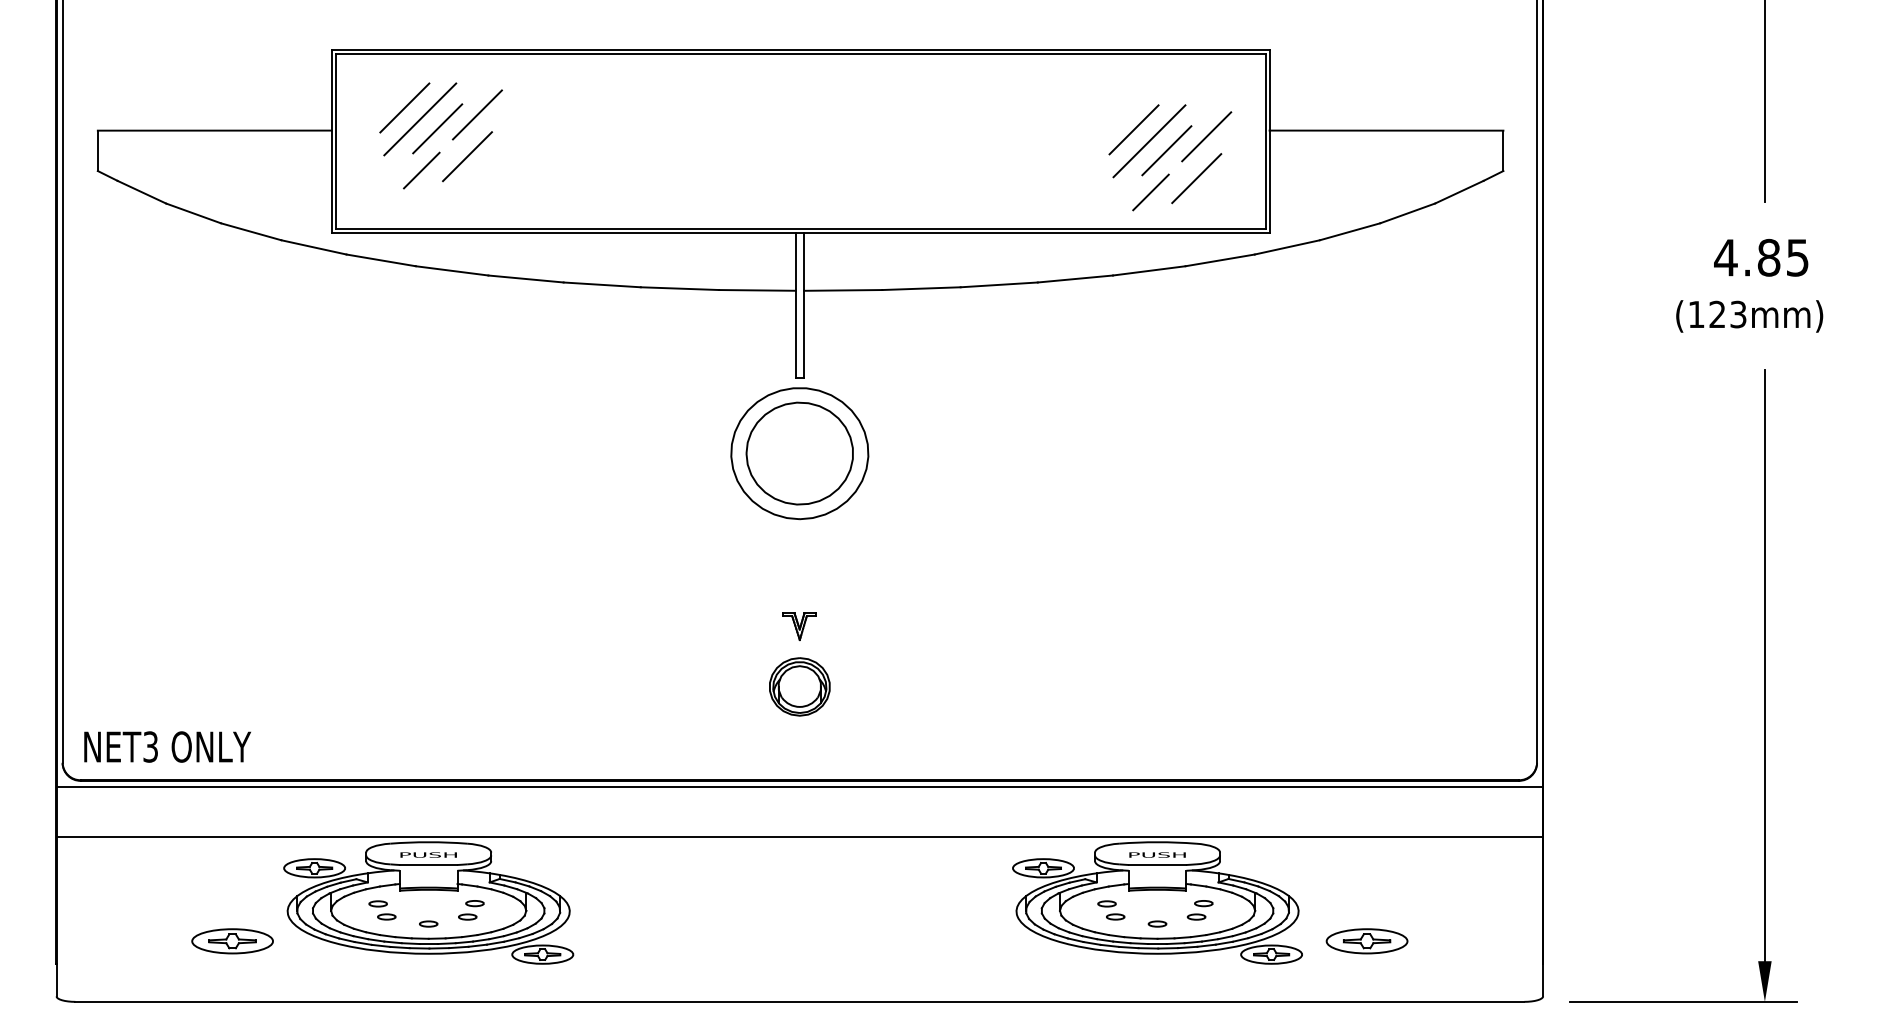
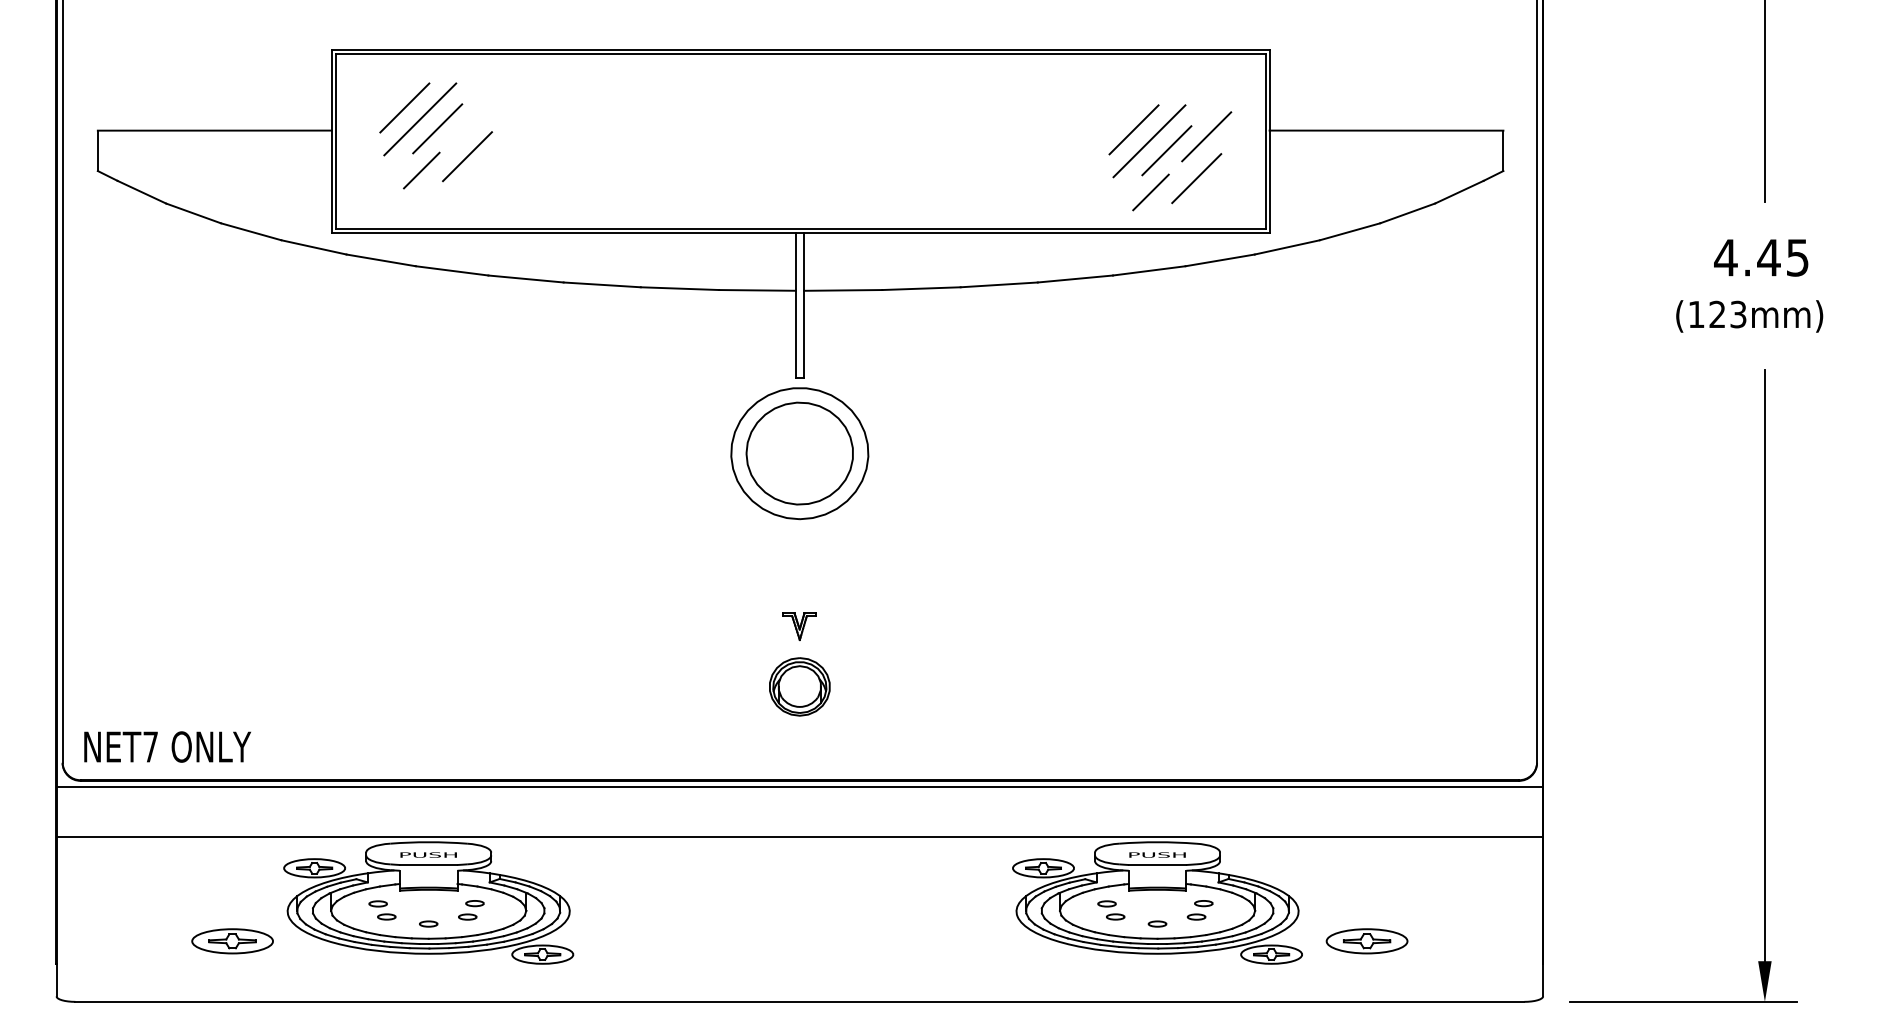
line: present -> none (477, 114)
text: 4.85 -> 4.45 (1768, 257)
text: NET3 -> NET7 (150, 746)
